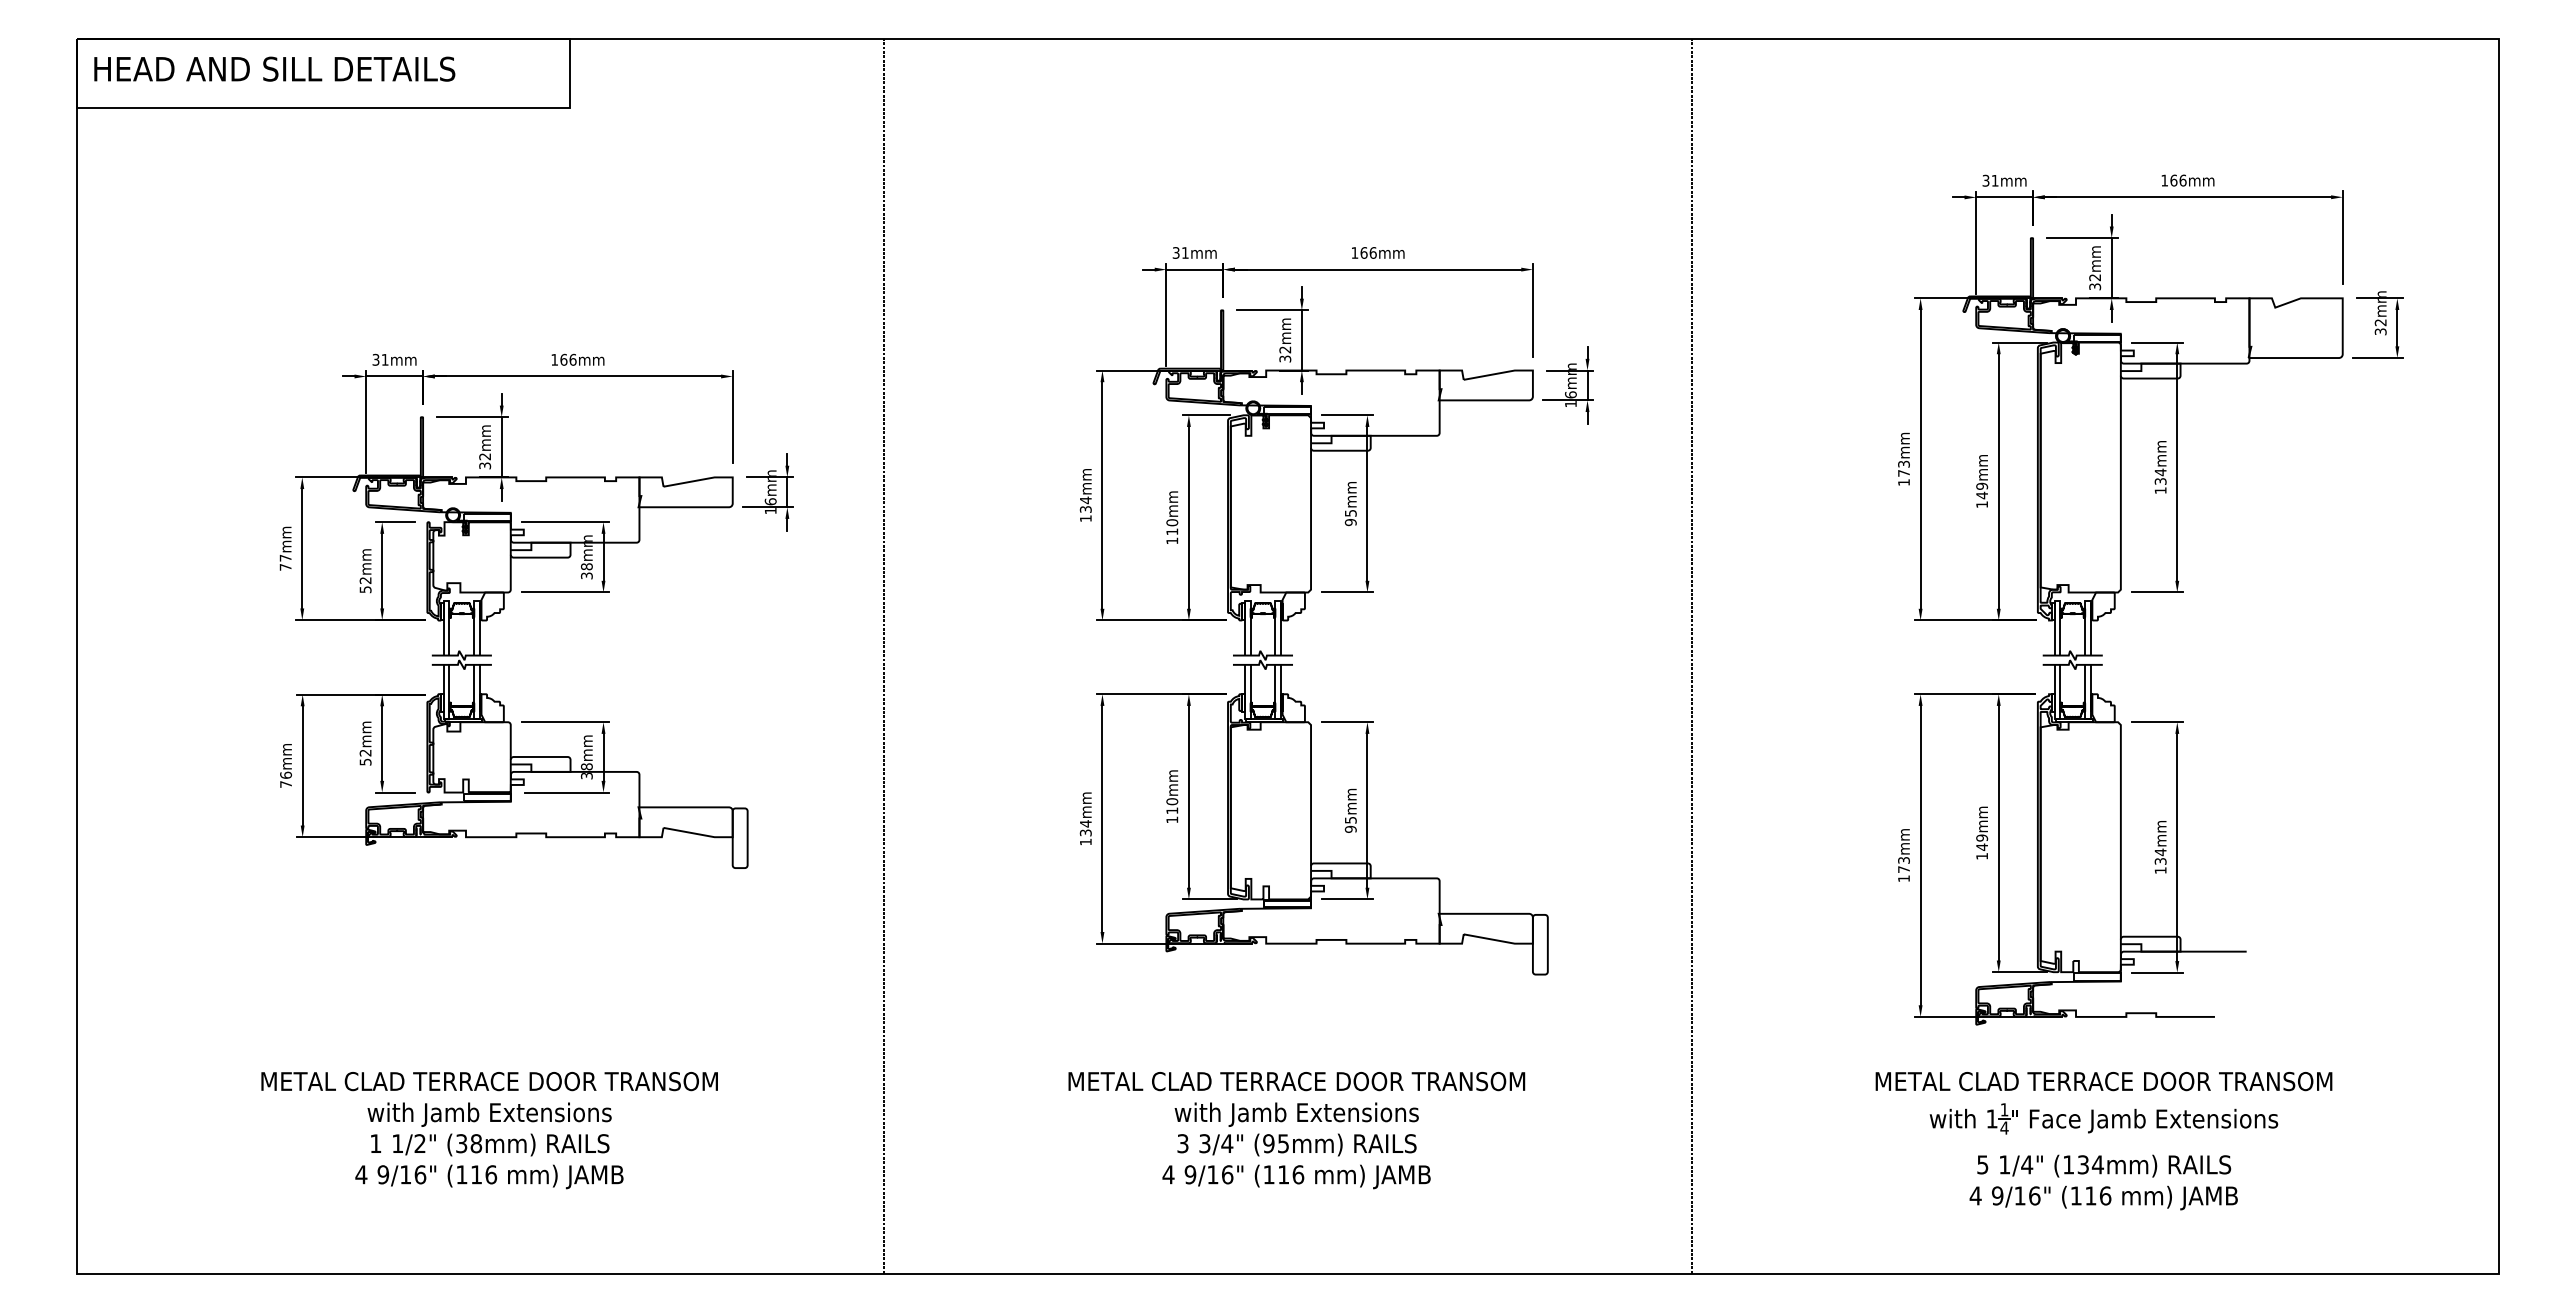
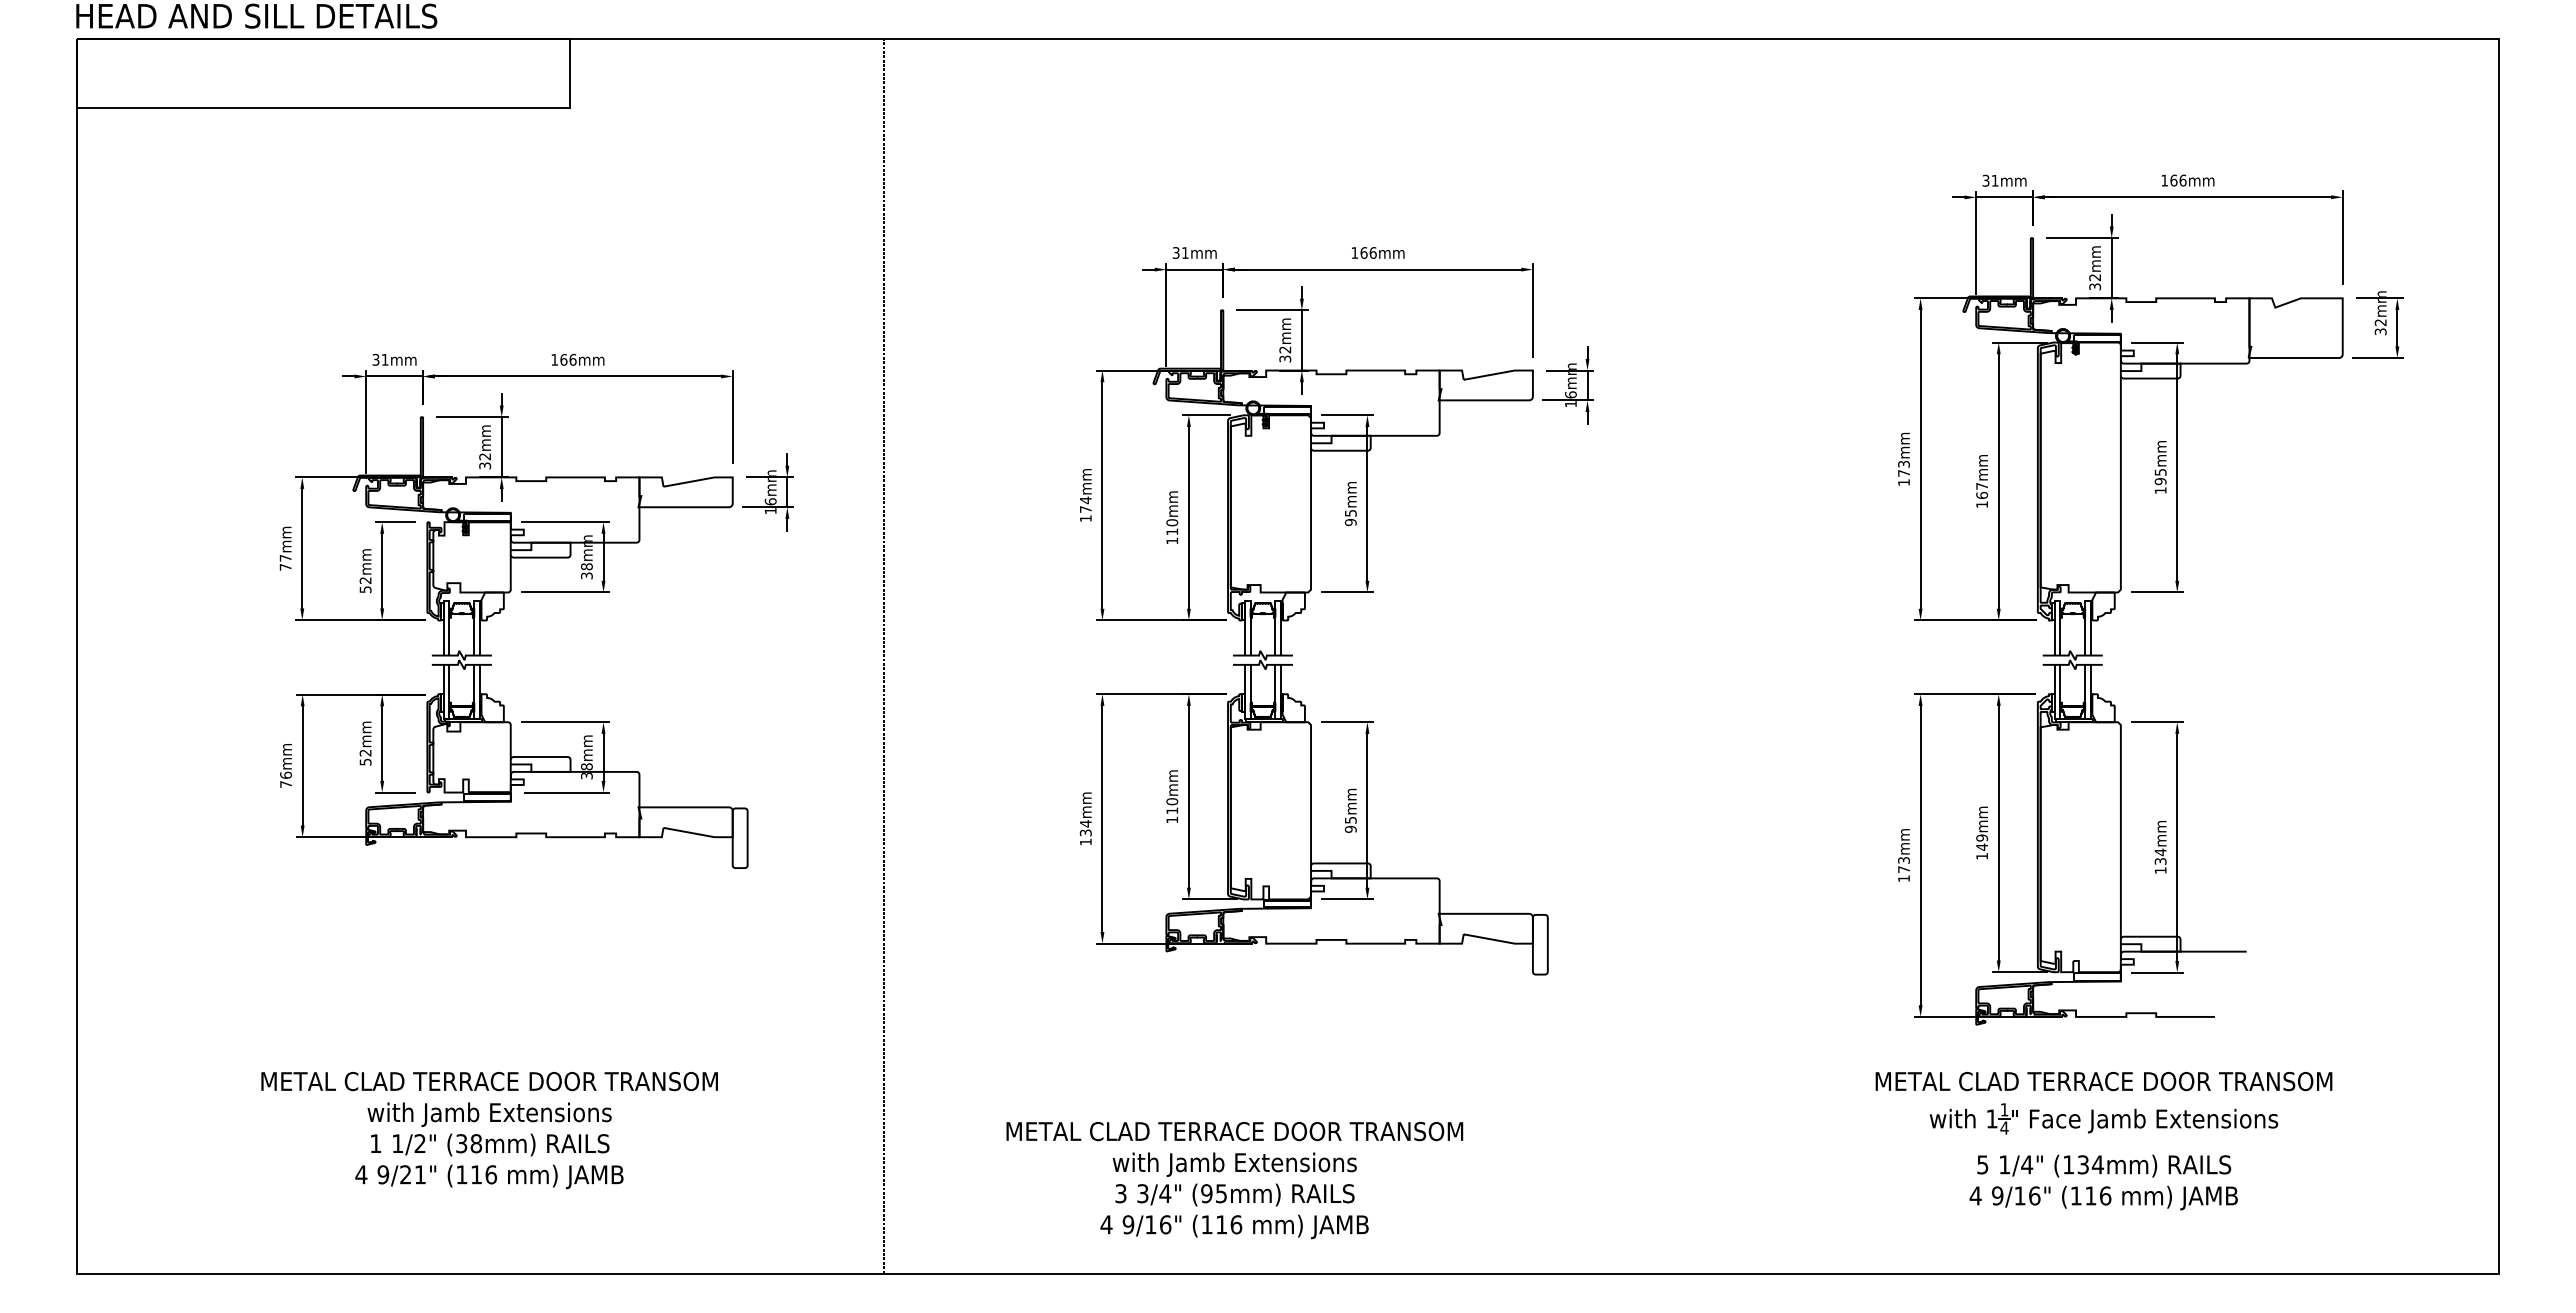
text position: (274, 68) -> (256, 15) (256, 15)
text: 134mm -> 195mm (2160, 476)
text: 149mm -> 167mm (1982, 490)
text: 134mm -> 174mm (1085, 509)
line: present -> none (1691, 656)
text position: (1296, 1130) -> (1234, 1180) (1234, 1180)
text: 9/16" -> 9/21" (413, 1174)
